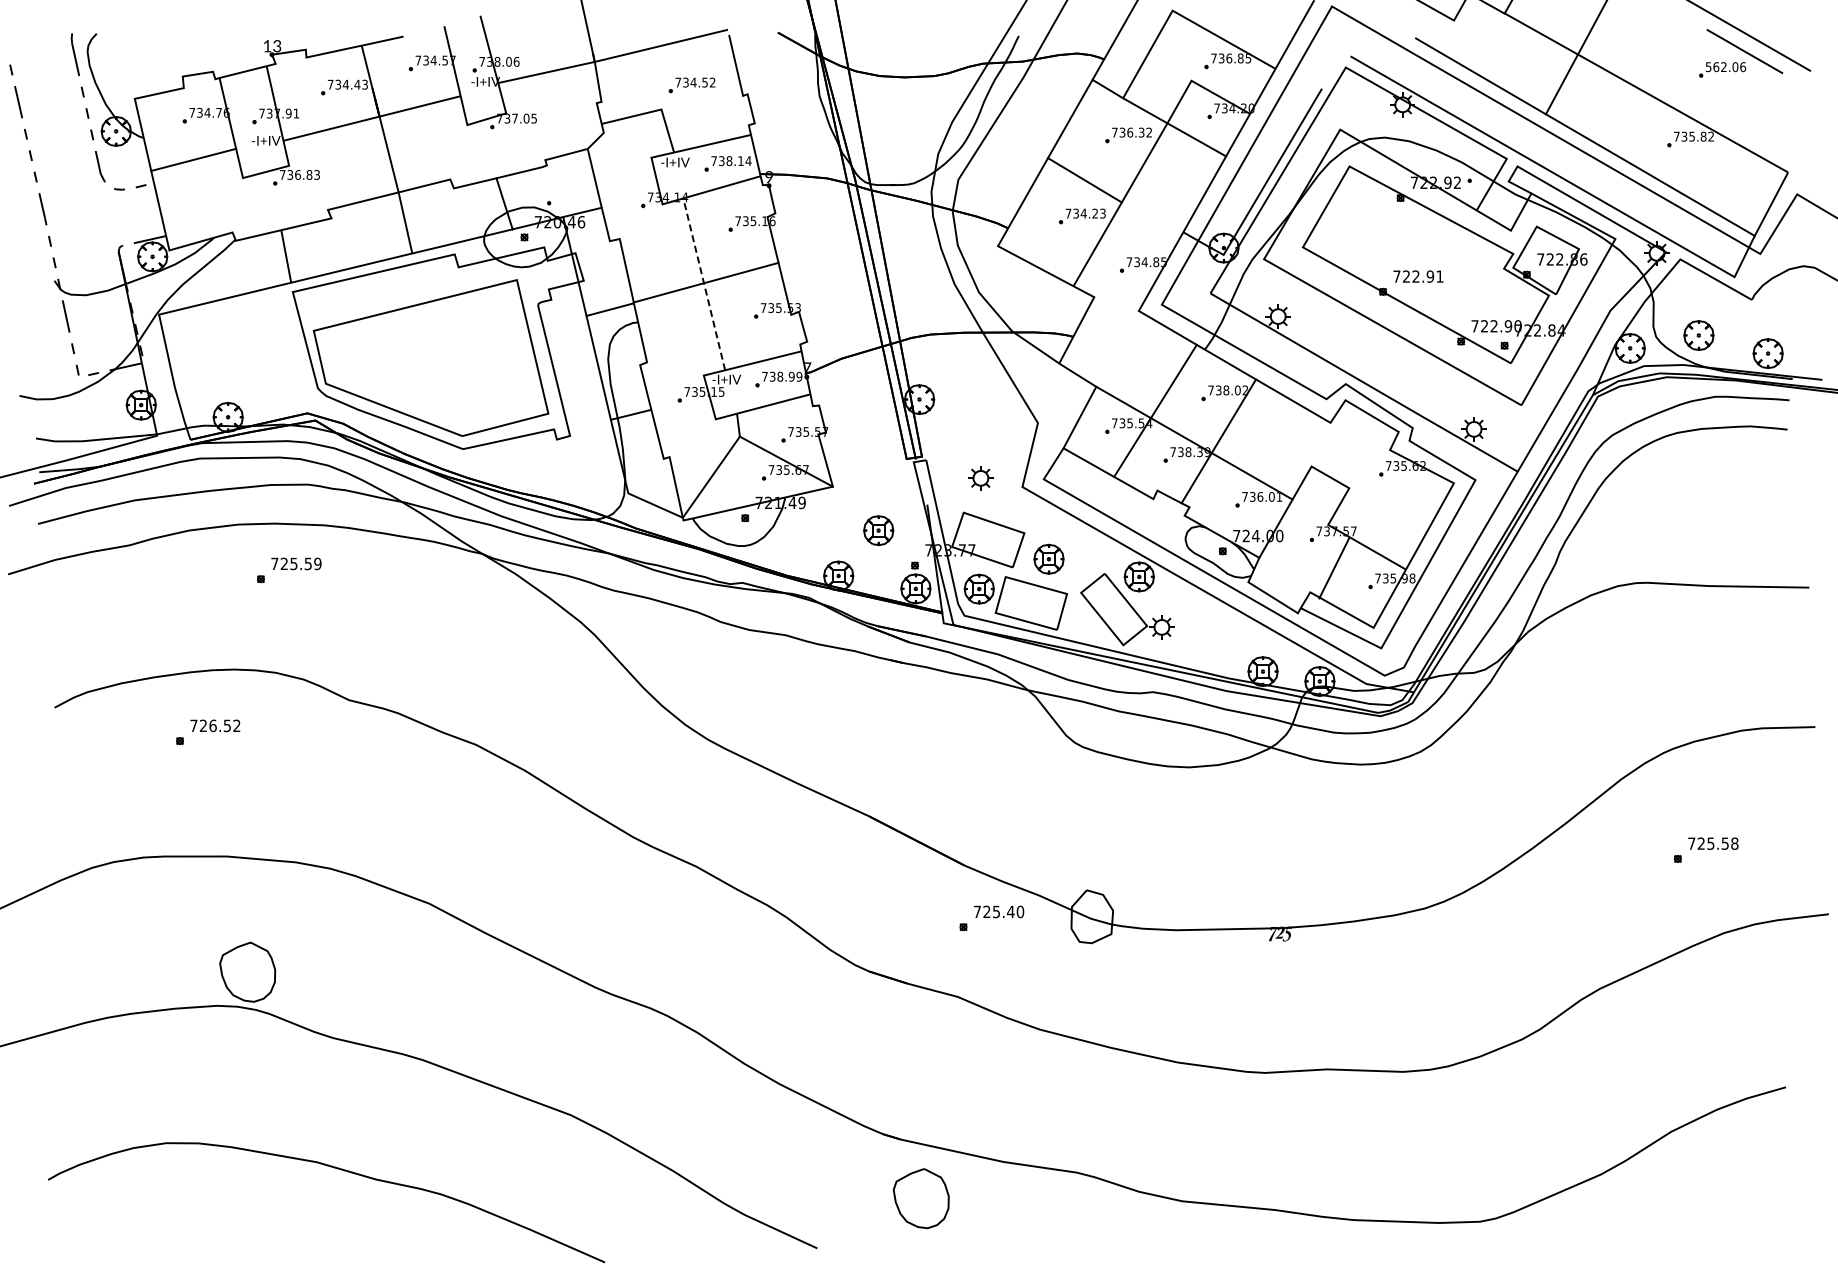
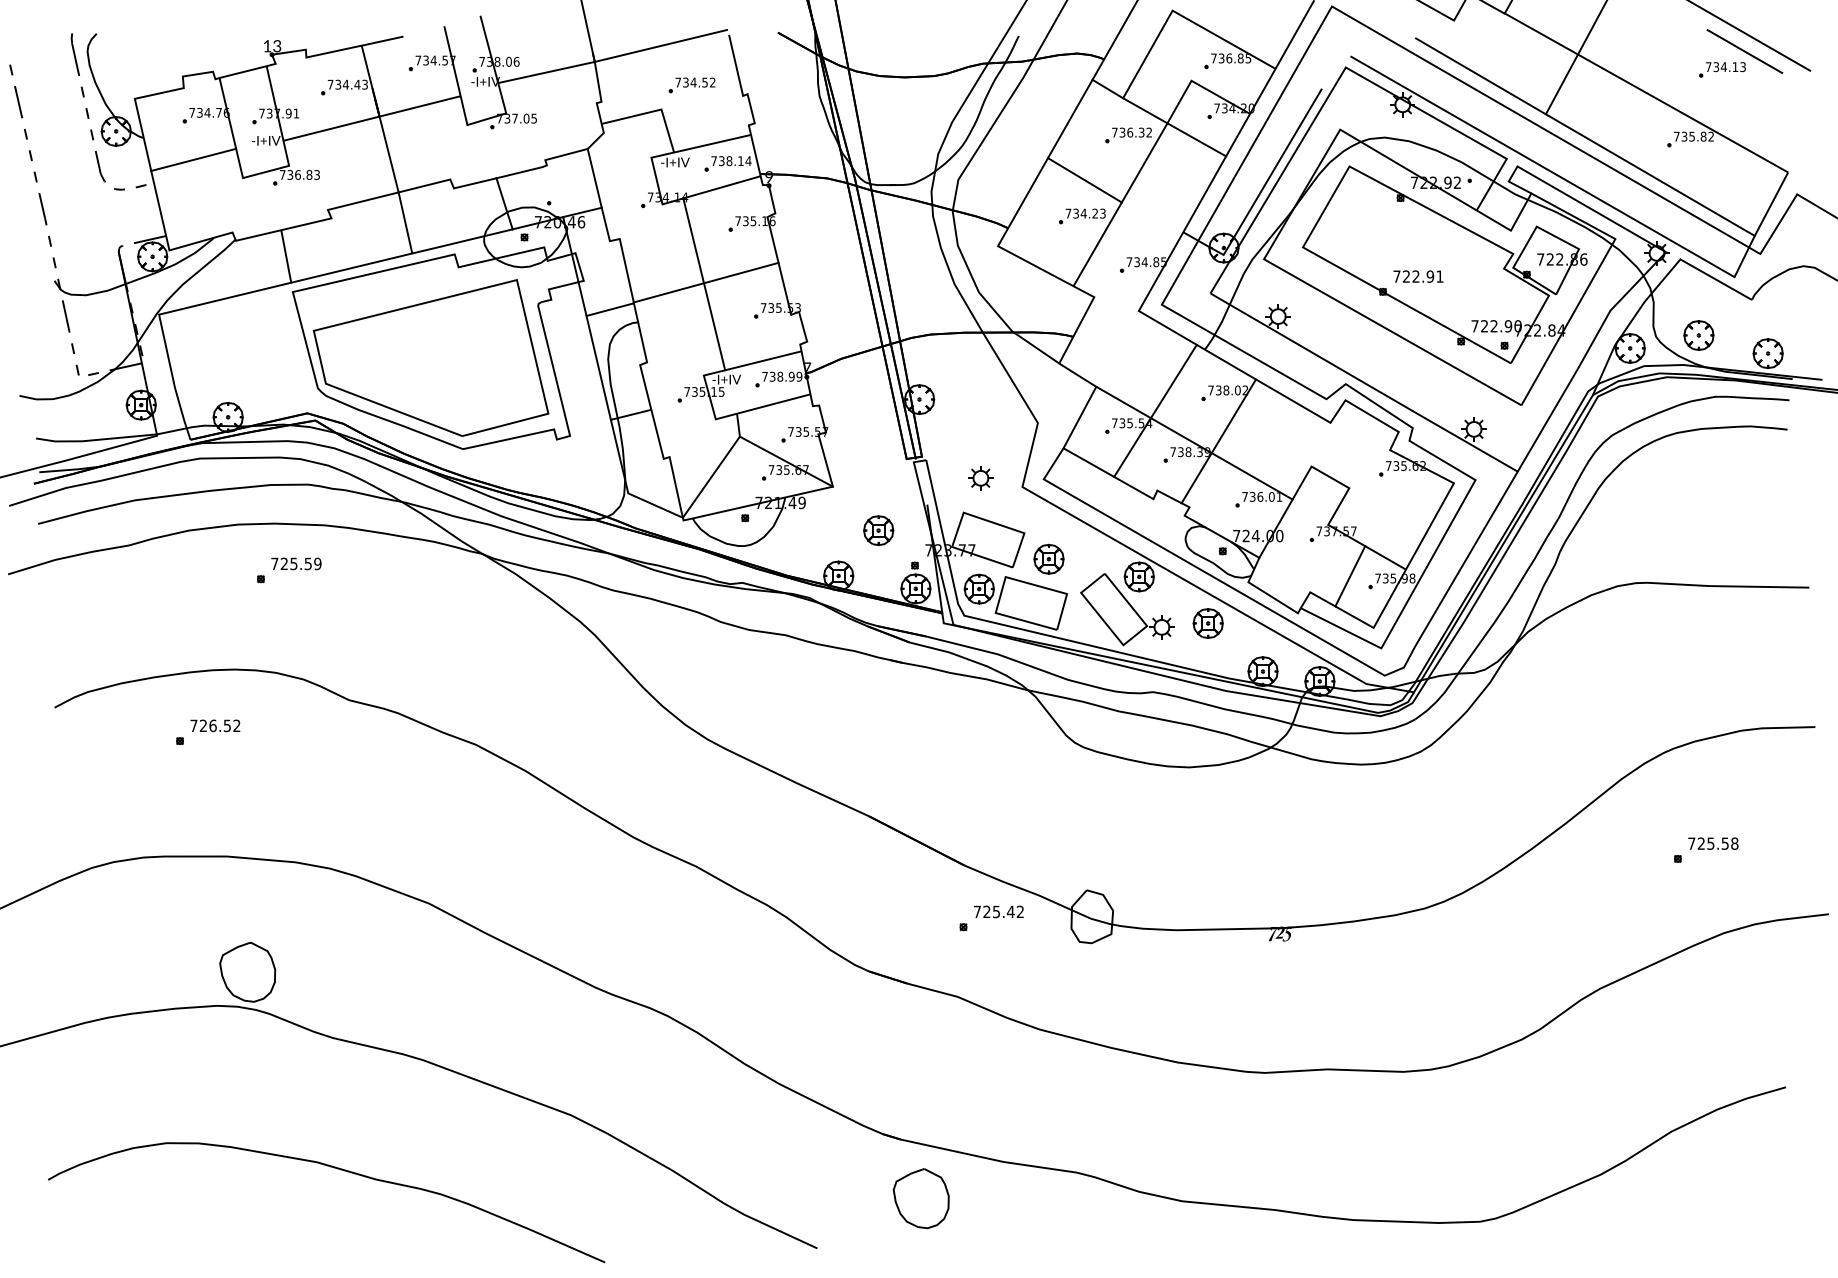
text: 562.06 -> 734.13 (1725, 67)
line: dashed -> solid (704, 283)
line position: (1334, 568) -> (1350, 576) (1350, 576)
part: none -> present (1207, 623)
text: 725.40 -> 725.42 (1020, 911)
